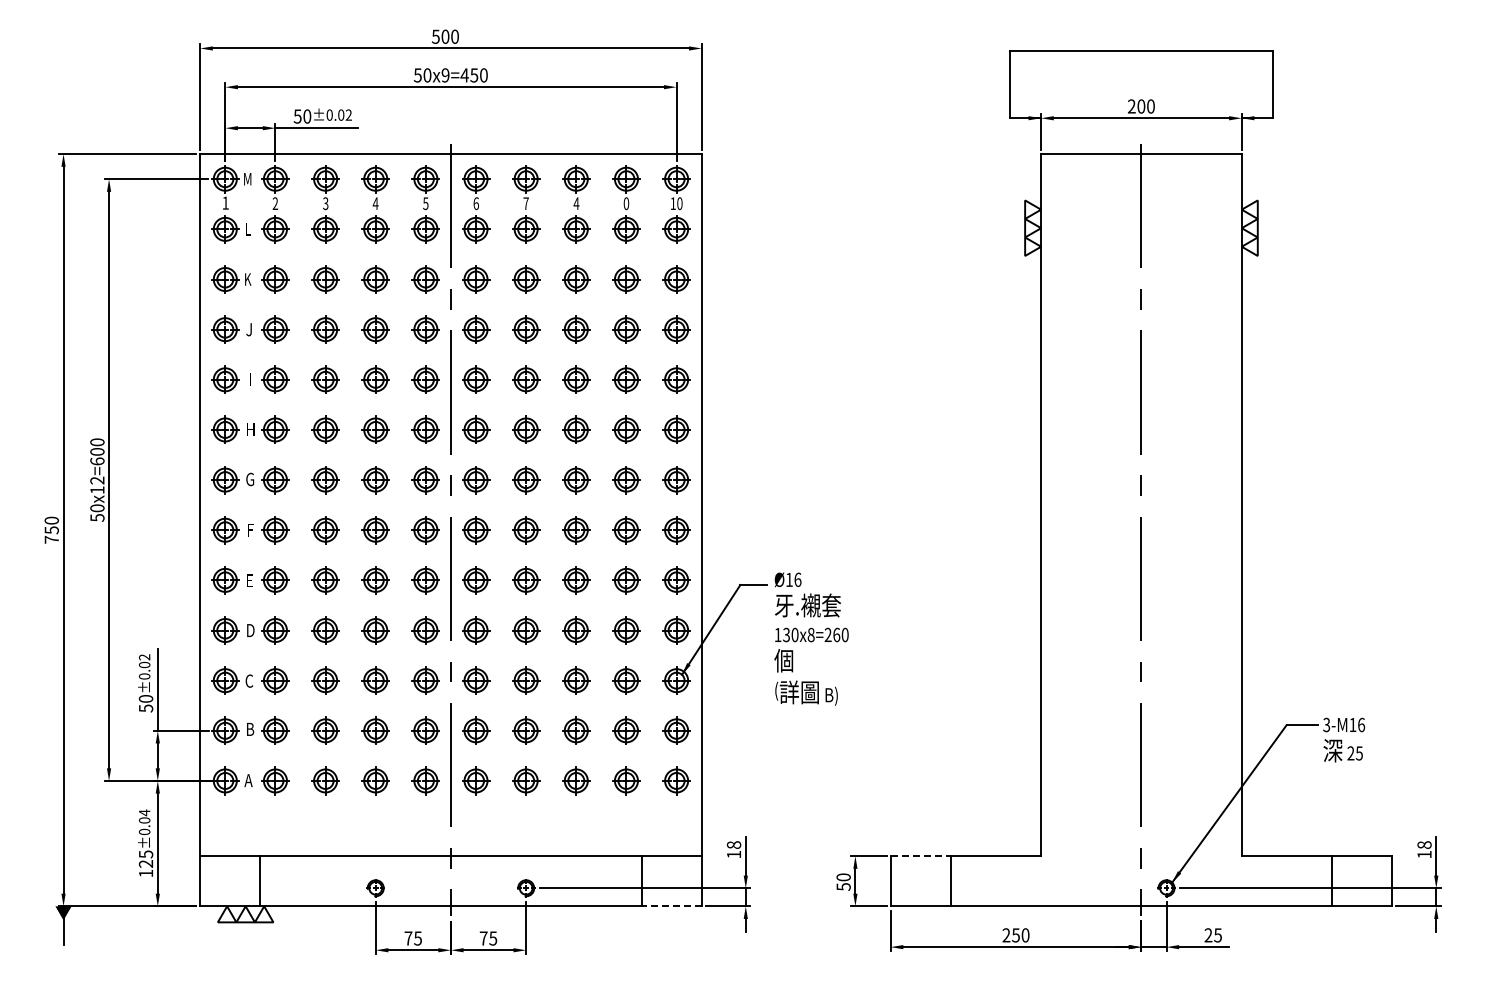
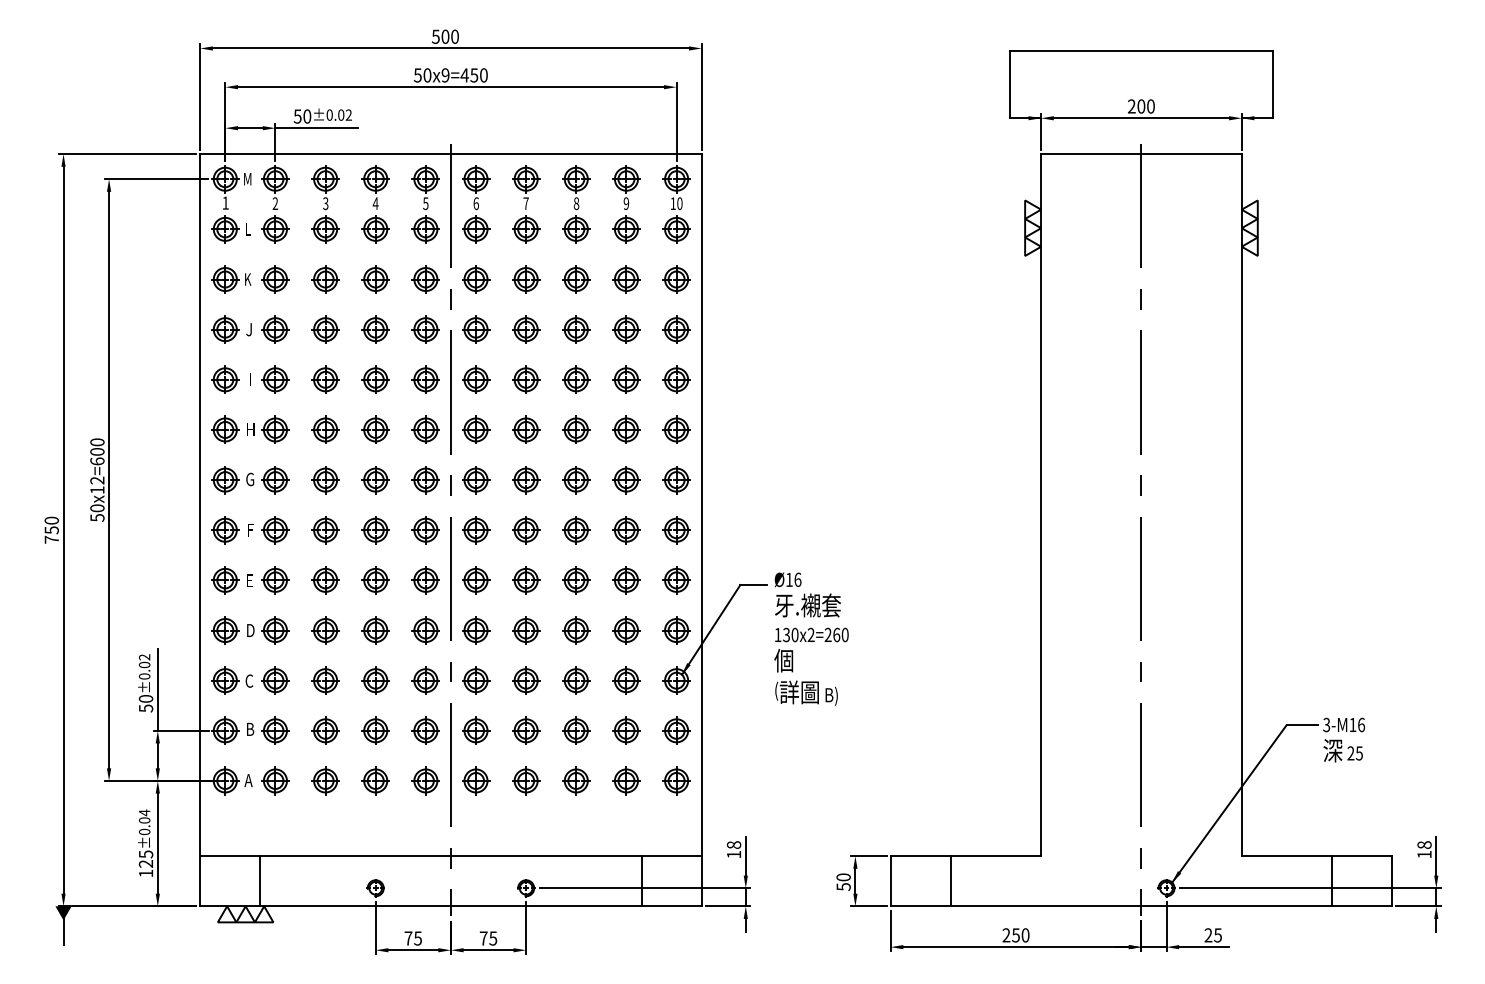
text: 4 -> 8 (576, 203)
text: 0 -> 9 (626, 203)
text: 130x8=260 -> 130x2=260 (810, 634)
line: dashed -> solid (921, 856)
line: dashed -> solid (671, 906)
